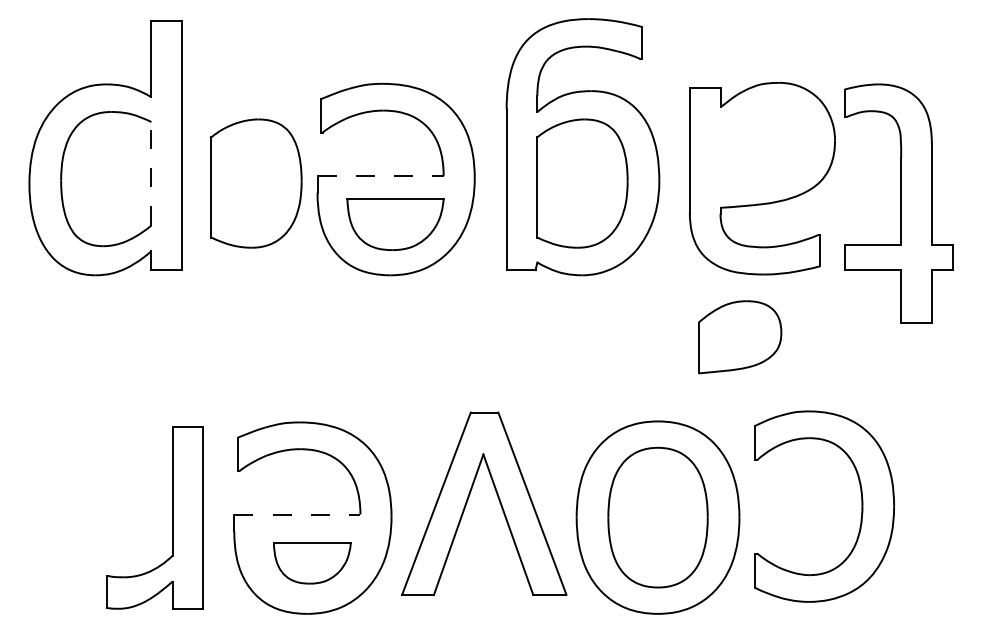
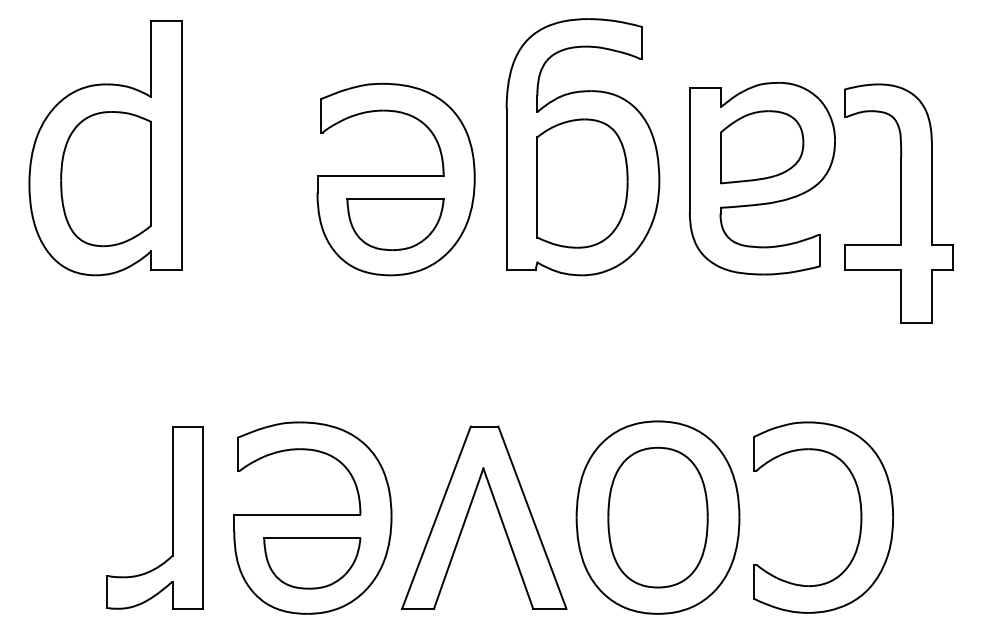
line: dashed -> solid (151, 173)
line: dashed -> solid (381, 175)
part: present -> none (256, 183)
part position: (740, 337) -> (762, 147) (762, 147)
part position: (497, 497) -> (497, 511) (497, 511)
part position: (861, 506) -> (860, 517) (860, 517)
line: dashed -> solid (297, 514)
part size: 79x43 px -> 99x53 px (312, 563)
